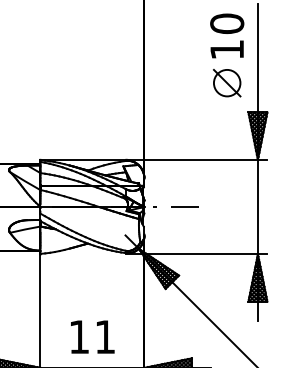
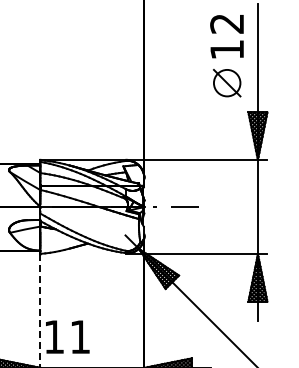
text: 10 -> 12 (227, 23)
line: solid -> dashed (40, 311)
text position: (92, 336) -> (67, 336) (67, 336)
